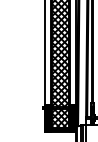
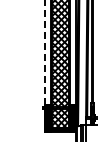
line: solid -> dashed (45, 52)
